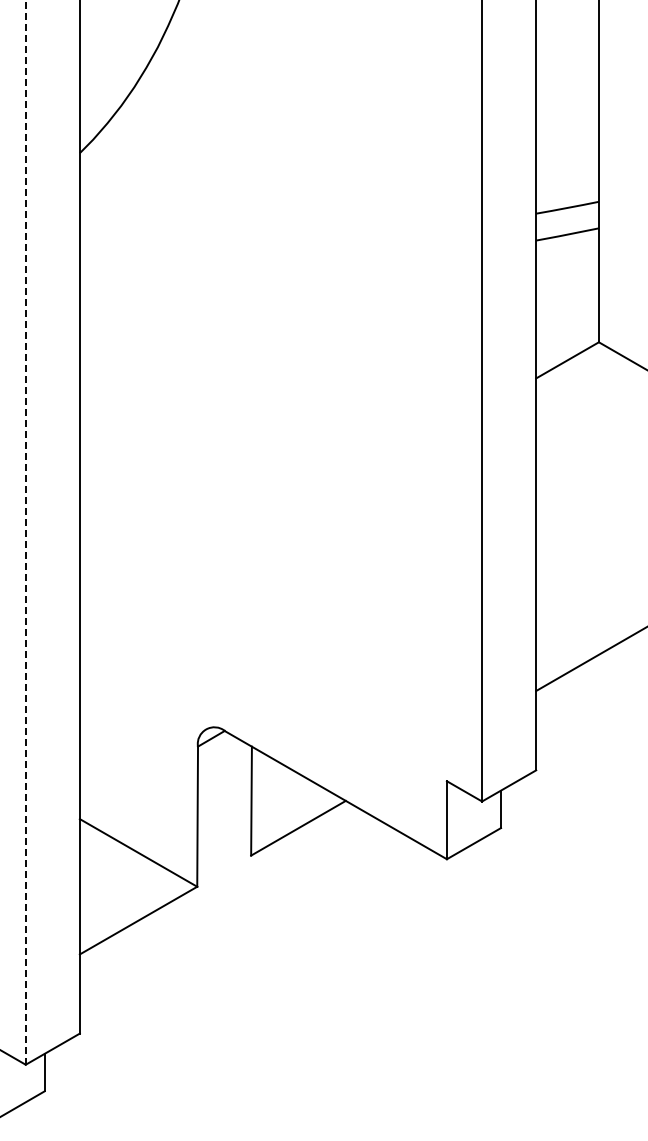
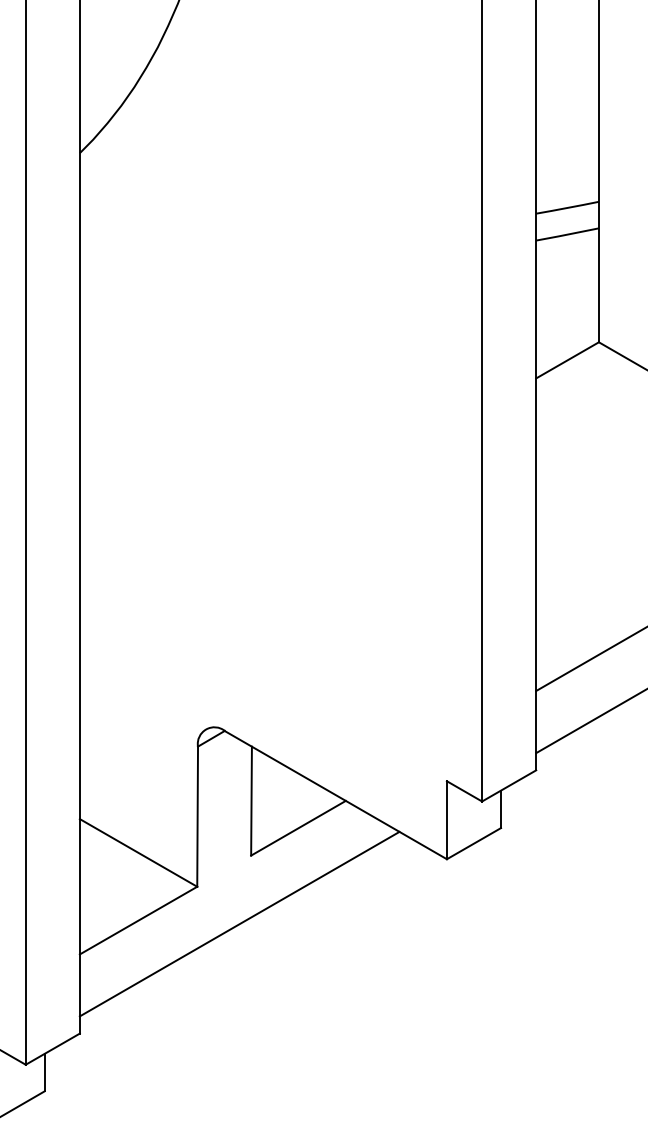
line: dashed -> solid (25, 531)
line: none -> present (590, 721)
line: none -> present (239, 923)
